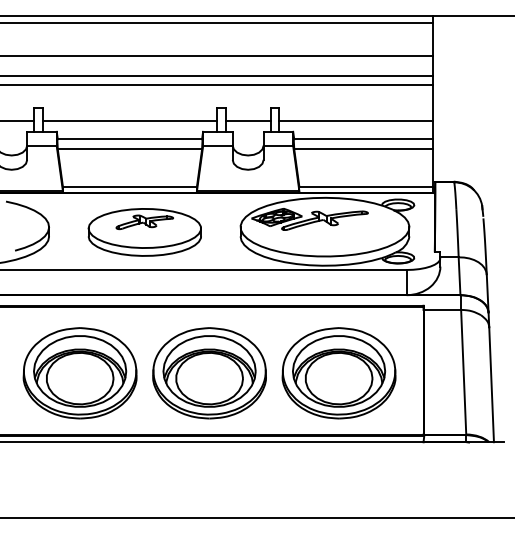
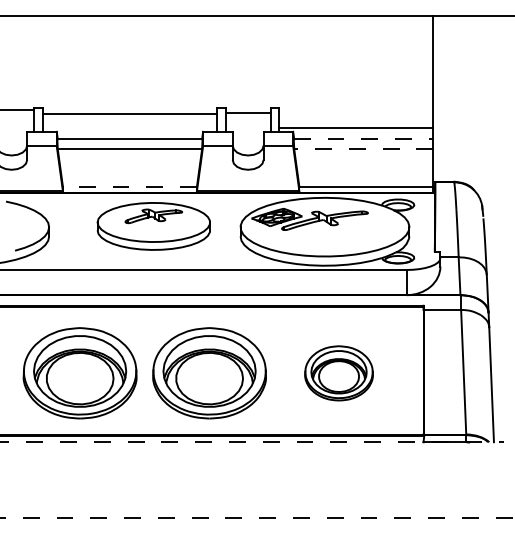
line: present -> none (217, 22)
line: present -> none (217, 56)
line: present -> none (217, 75)
line: present -> none (217, 84)
line position: (18, 120) -> (18, 109) (18, 109)
line position: (129, 120) -> (129, 113) (129, 113)
line position: (247, 120) -> (247, 112) (247, 112)
line position: (356, 120) -> (356, 127) (356, 127)
line: solid -> dashed (363, 139)
line: solid -> dashed (363, 149)
line: solid -> dashed (129, 186)
part position: (144, 232) -> (153, 226) (153, 226)
part size: 116x93 px -> 70x57 px (338, 373)
line: solid -> dashed (252, 442)
line: solid -> dashed (257, 517)
